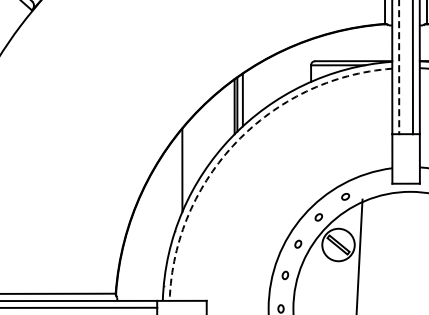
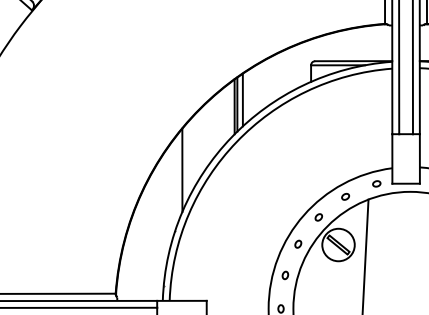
line: dashed -> solid (399, 67)
arc: dashed -> solid (236, 142)
part: none -> present (376, 183)
line position: (359, 255) -> (365, 255) (365, 255)
